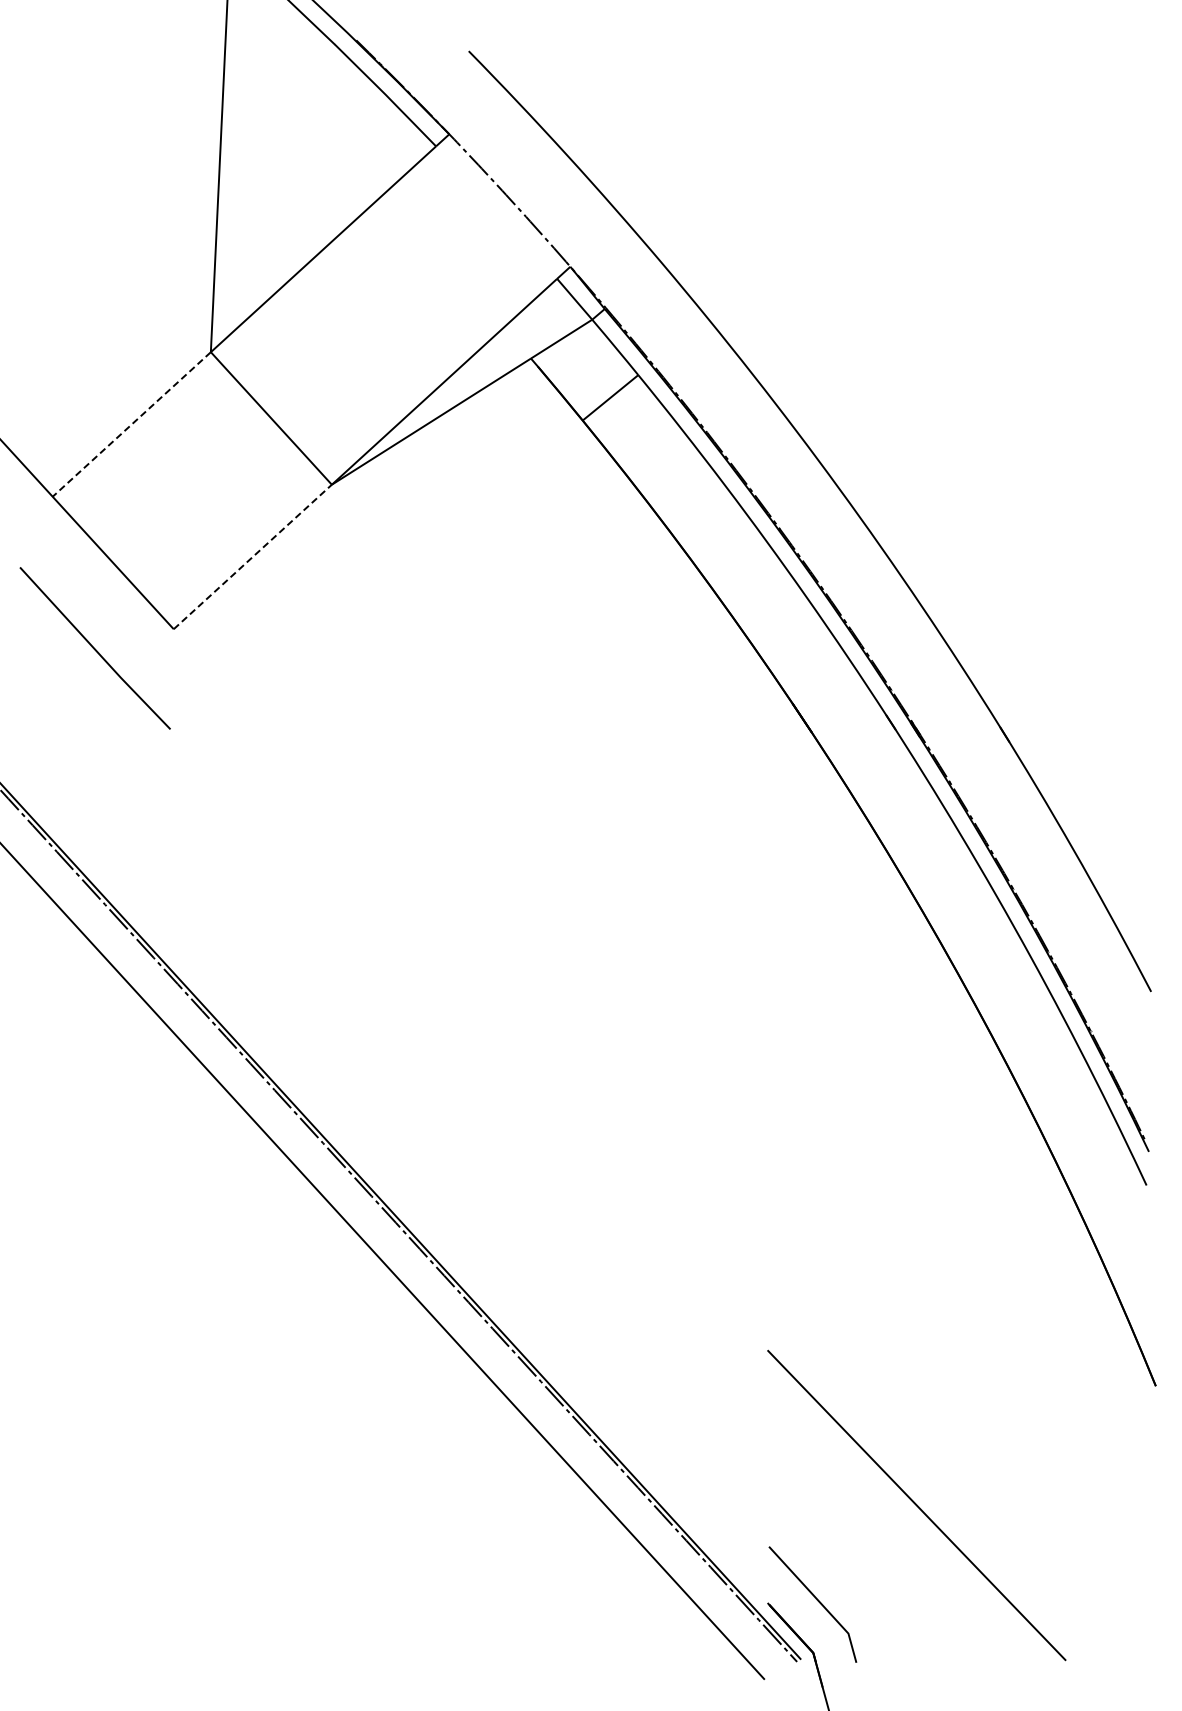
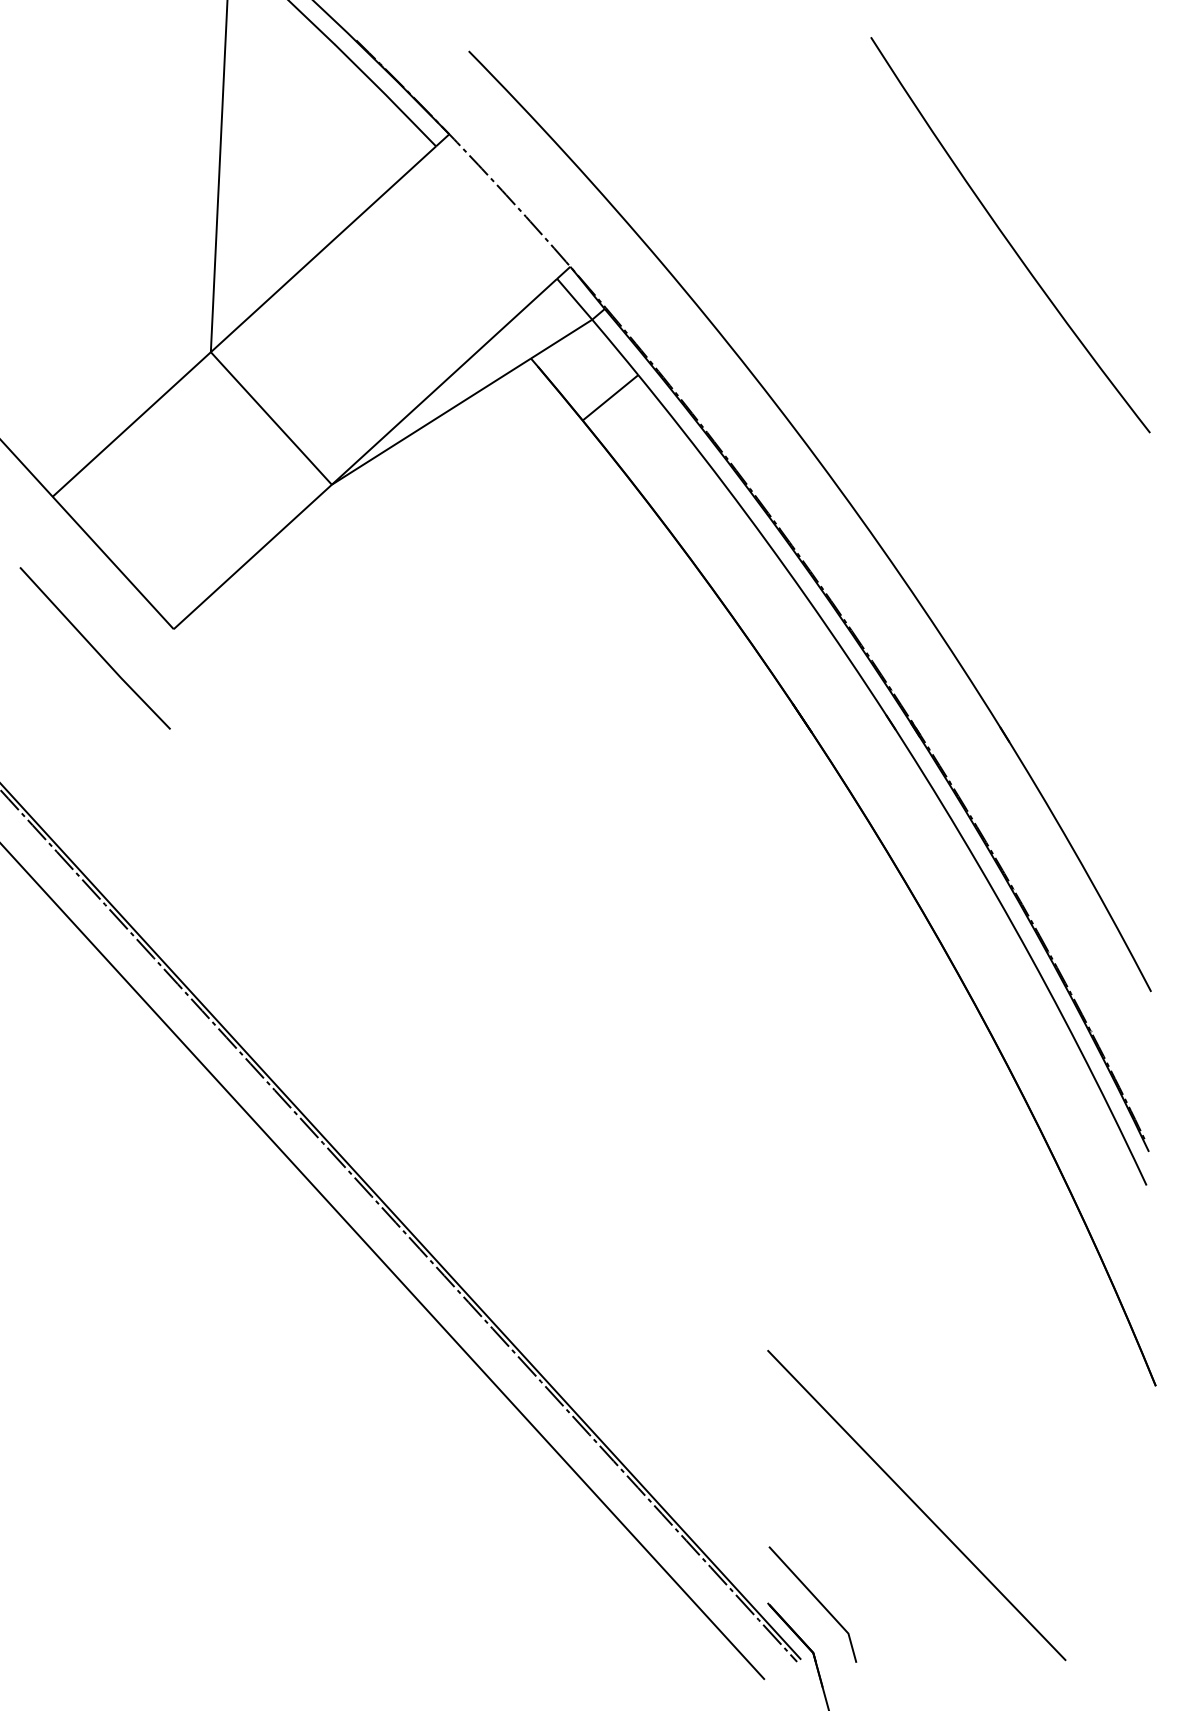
curve: none -> present (1007, 238)
line: dashed -> solid (131, 424)
line: dashed -> solid (253, 556)
